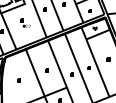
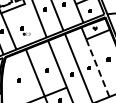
part position: (25, 22) -> (25, 30) (25, 30)
line: solid -> dashed (97, 68)
